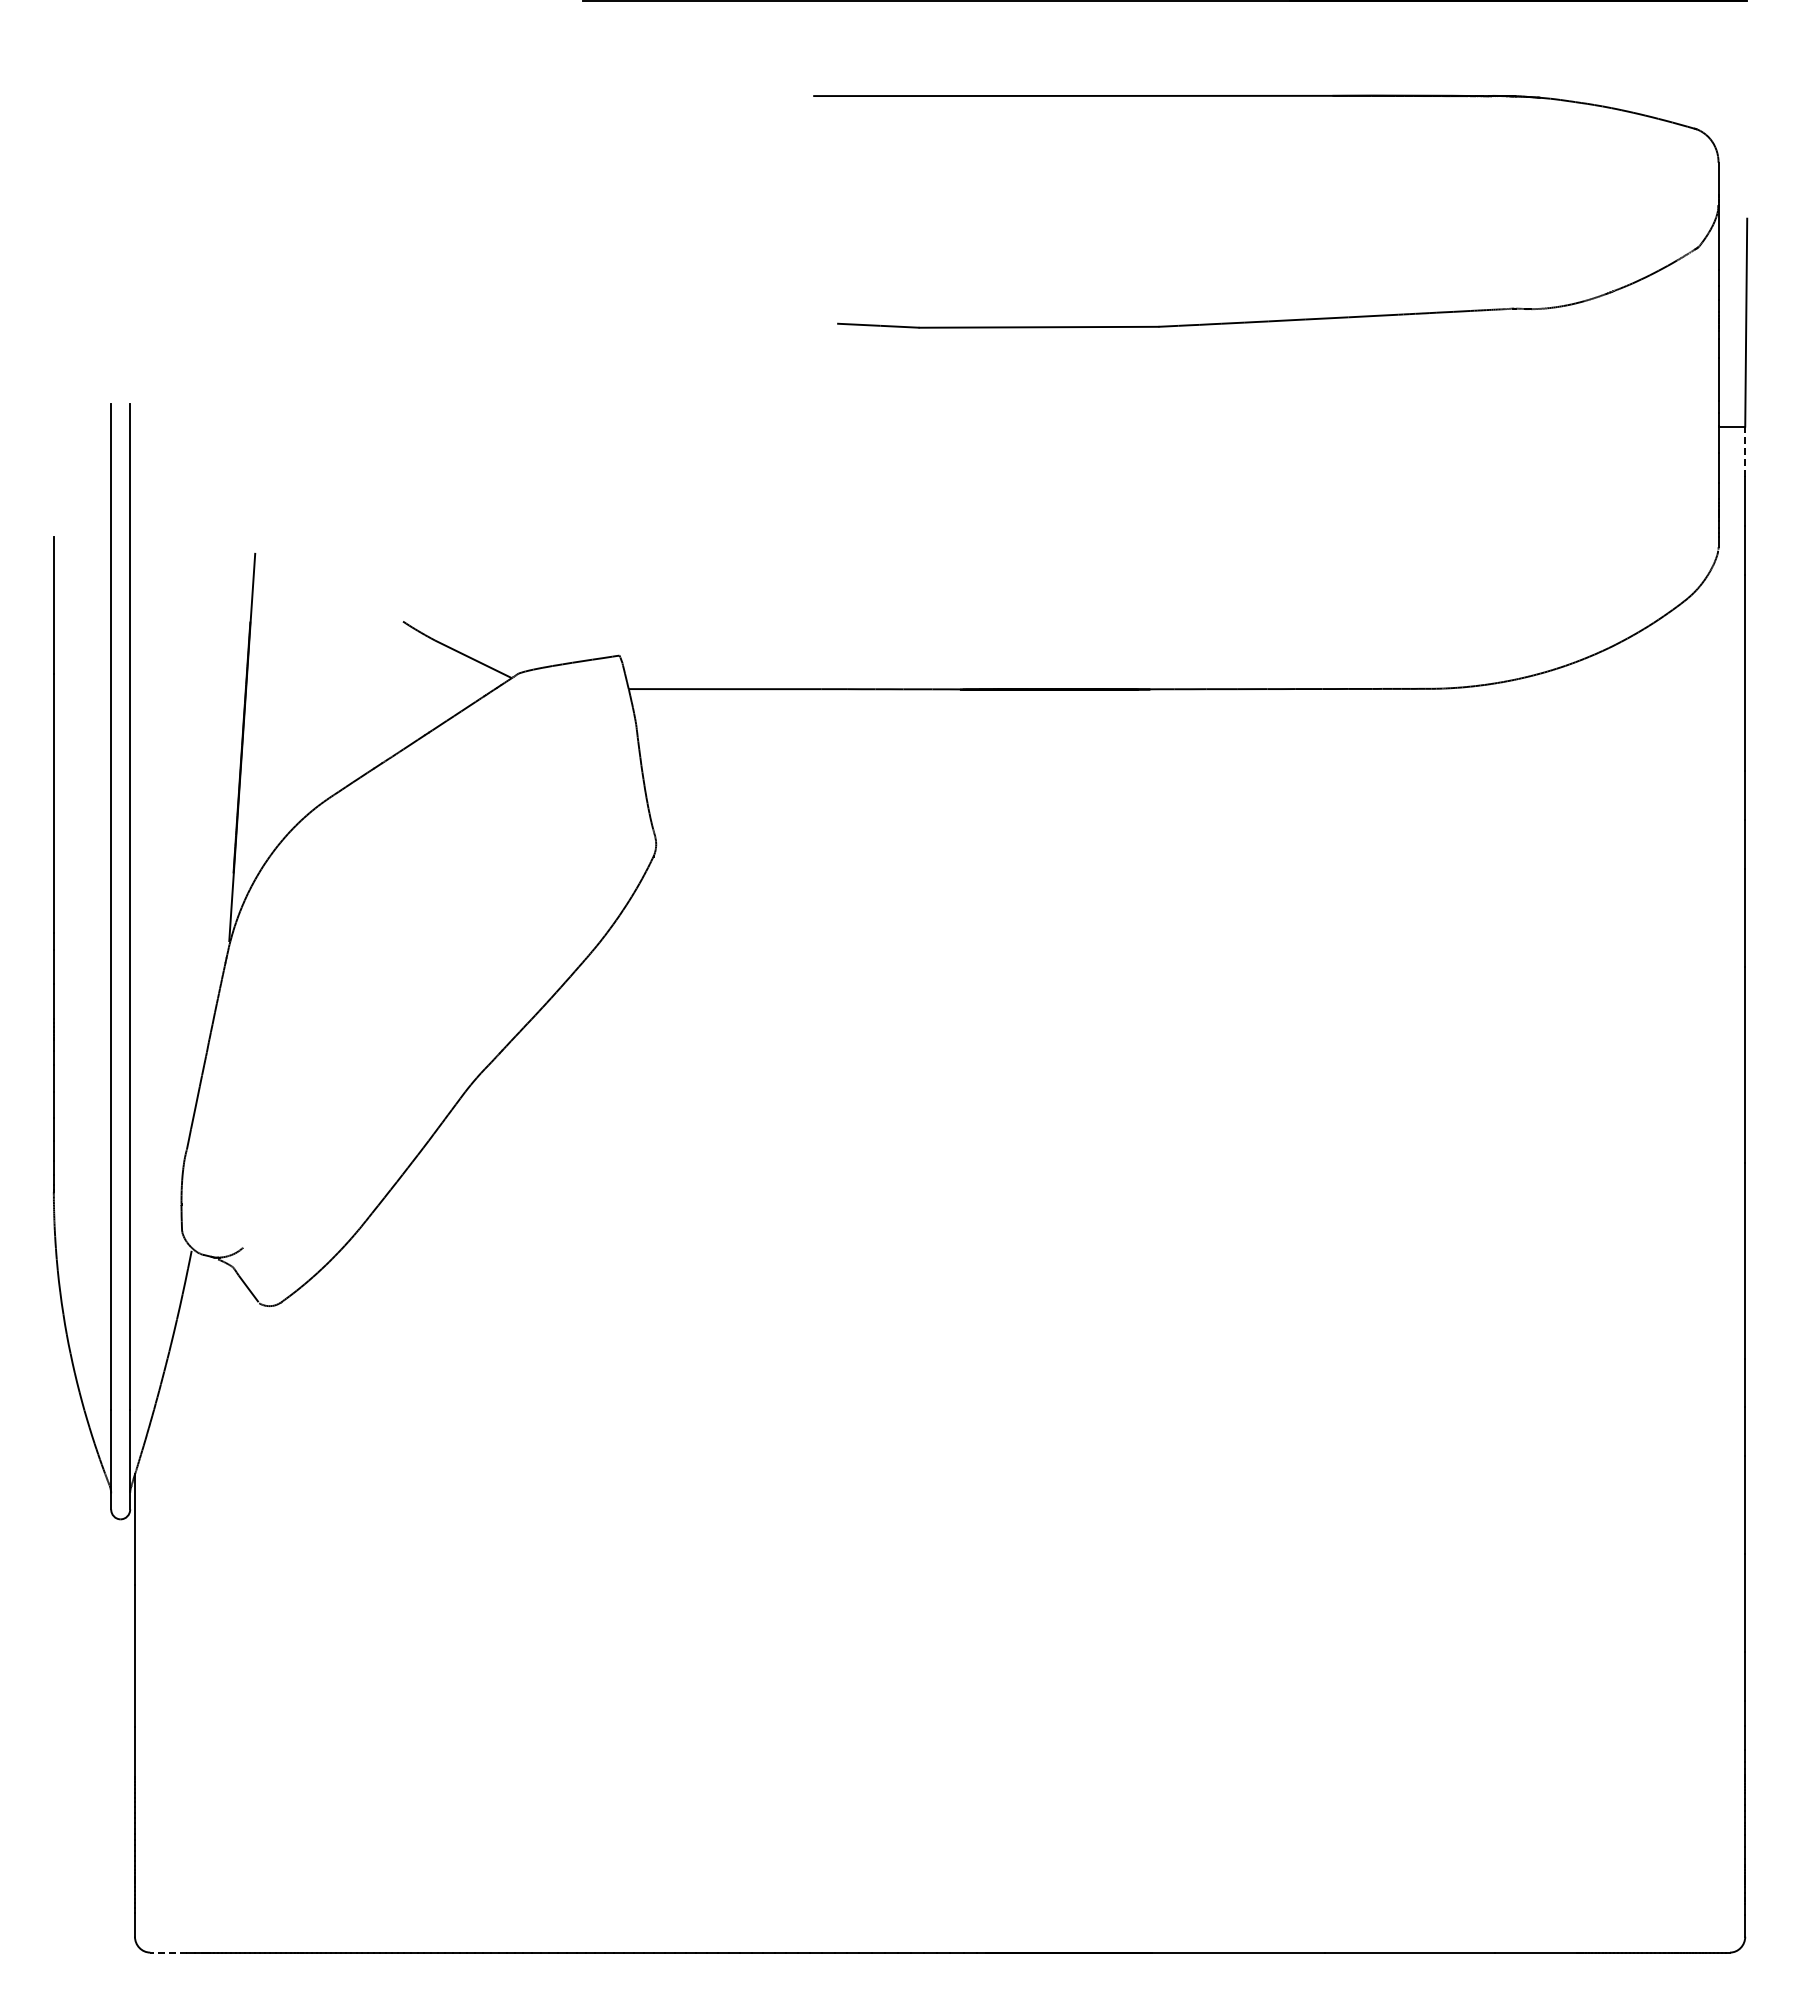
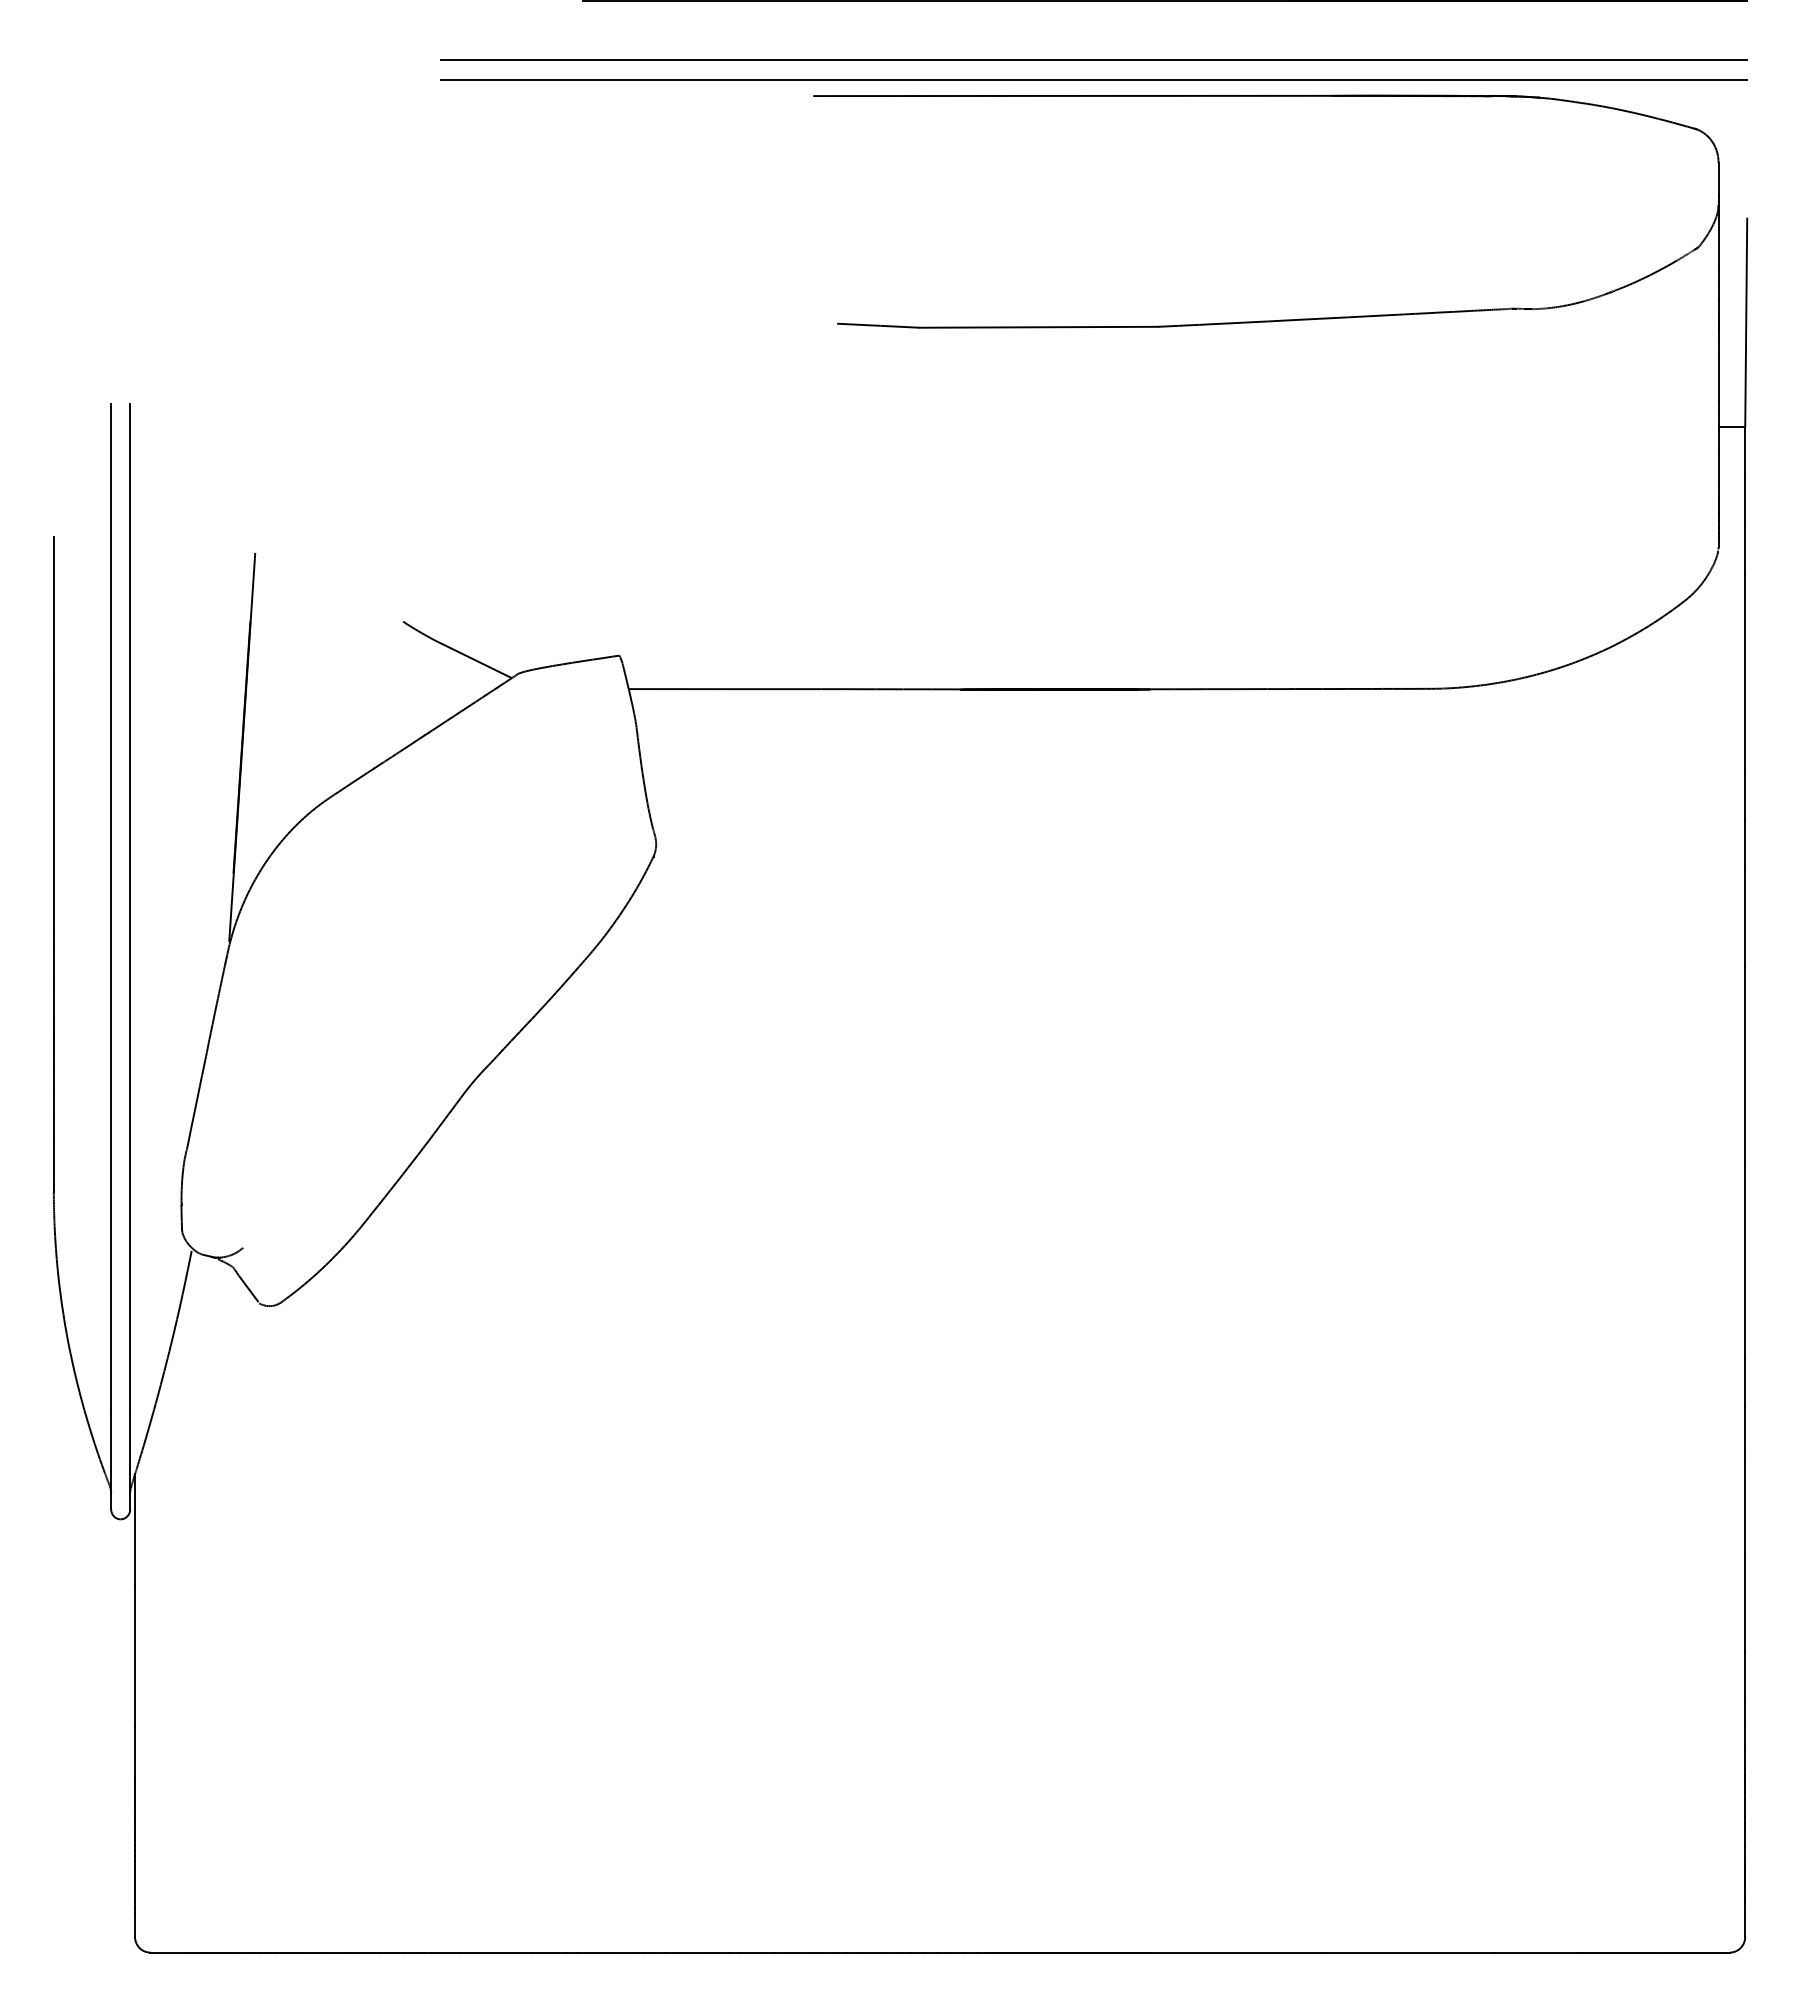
line: none -> present (1093, 60)
line: none -> present (1093, 80)
line: dashed -> solid (1745, 451)
line: dashed -> solid (168, 1952)
